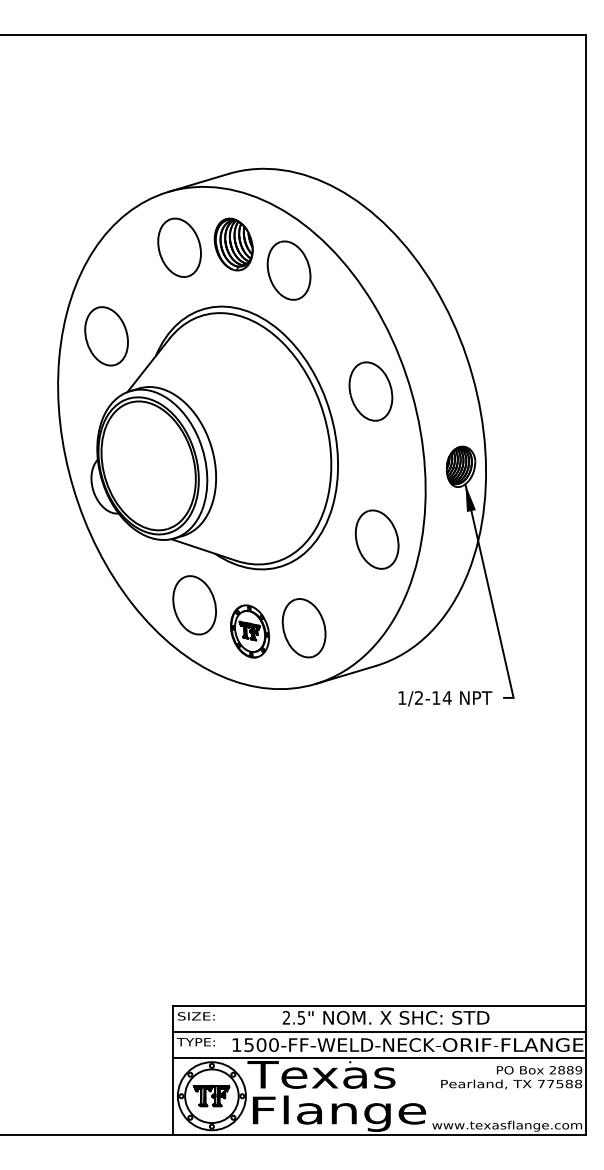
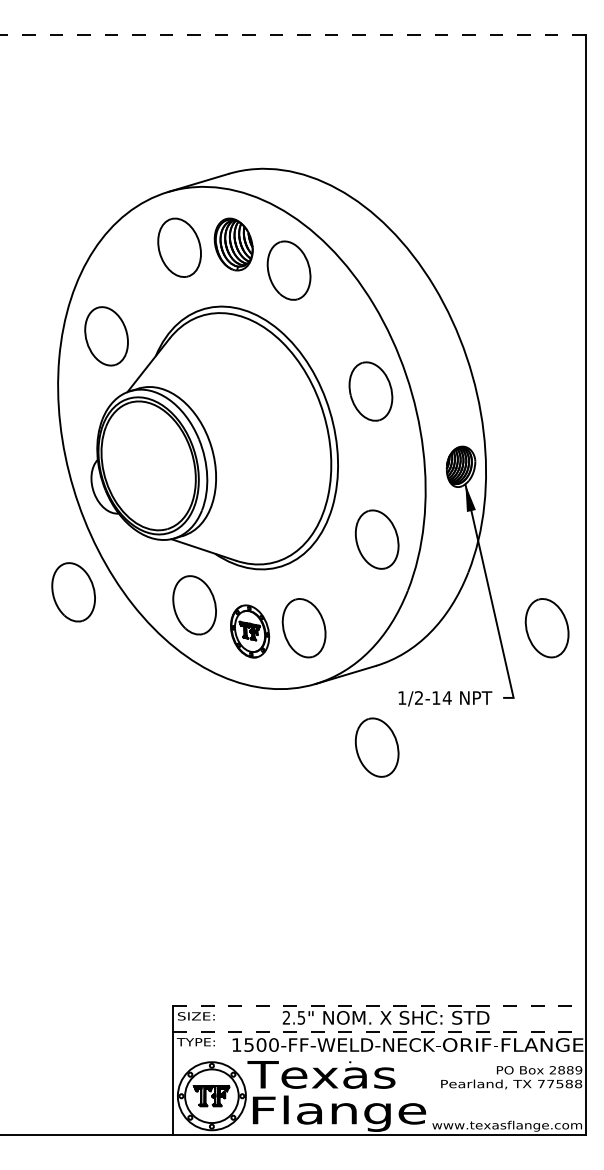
line: solid -> dashed (292, 35)
part: none -> present (73, 592)
part: none -> present (546, 628)
part: none -> present (376, 747)
line: solid -> dashed (380, 1006)
line: solid -> dashed (380, 1031)
line: present -> none (379, 1057)
